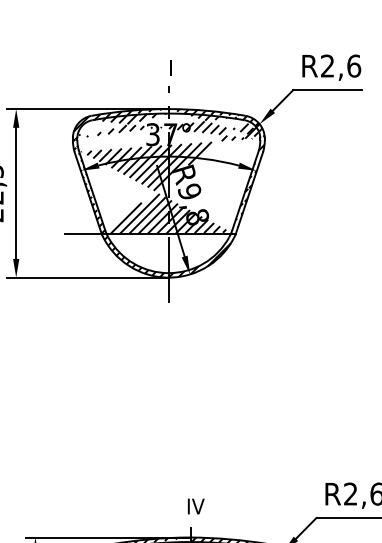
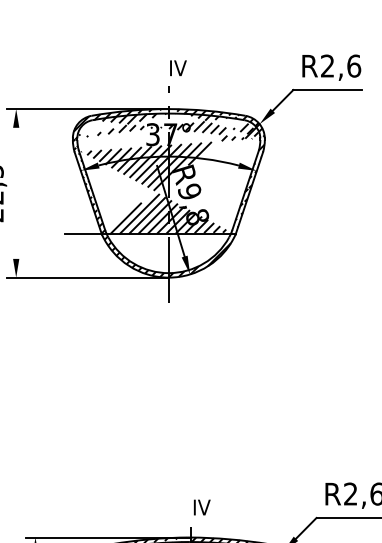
text: I -> IV (178, 68)
line: present -> none (16, 192)
text position: (196, 506) -> (202, 507) (202, 507)
